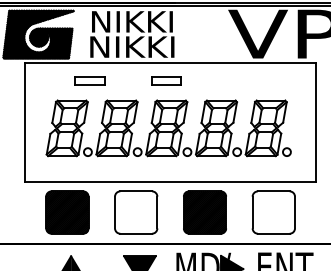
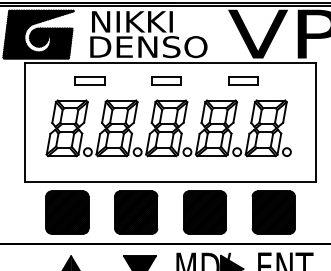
text: NIKKI -> DENSO (150, 47)
part: none -> present (243, 80)
hatch: none -> present (136, 212)
hatch: none -> present (273, 212)
